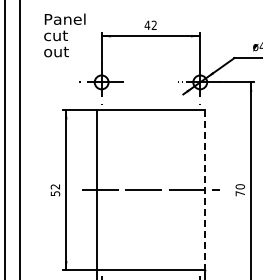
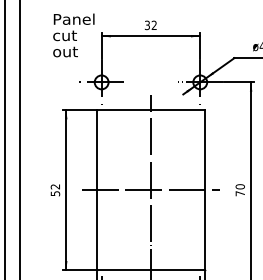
text: 42 -> 32 (147, 25)
text position: (64, 35) -> (73, 35) (73, 35)
line: none -> present (150, 185)
line: dashed -> solid (204, 190)
